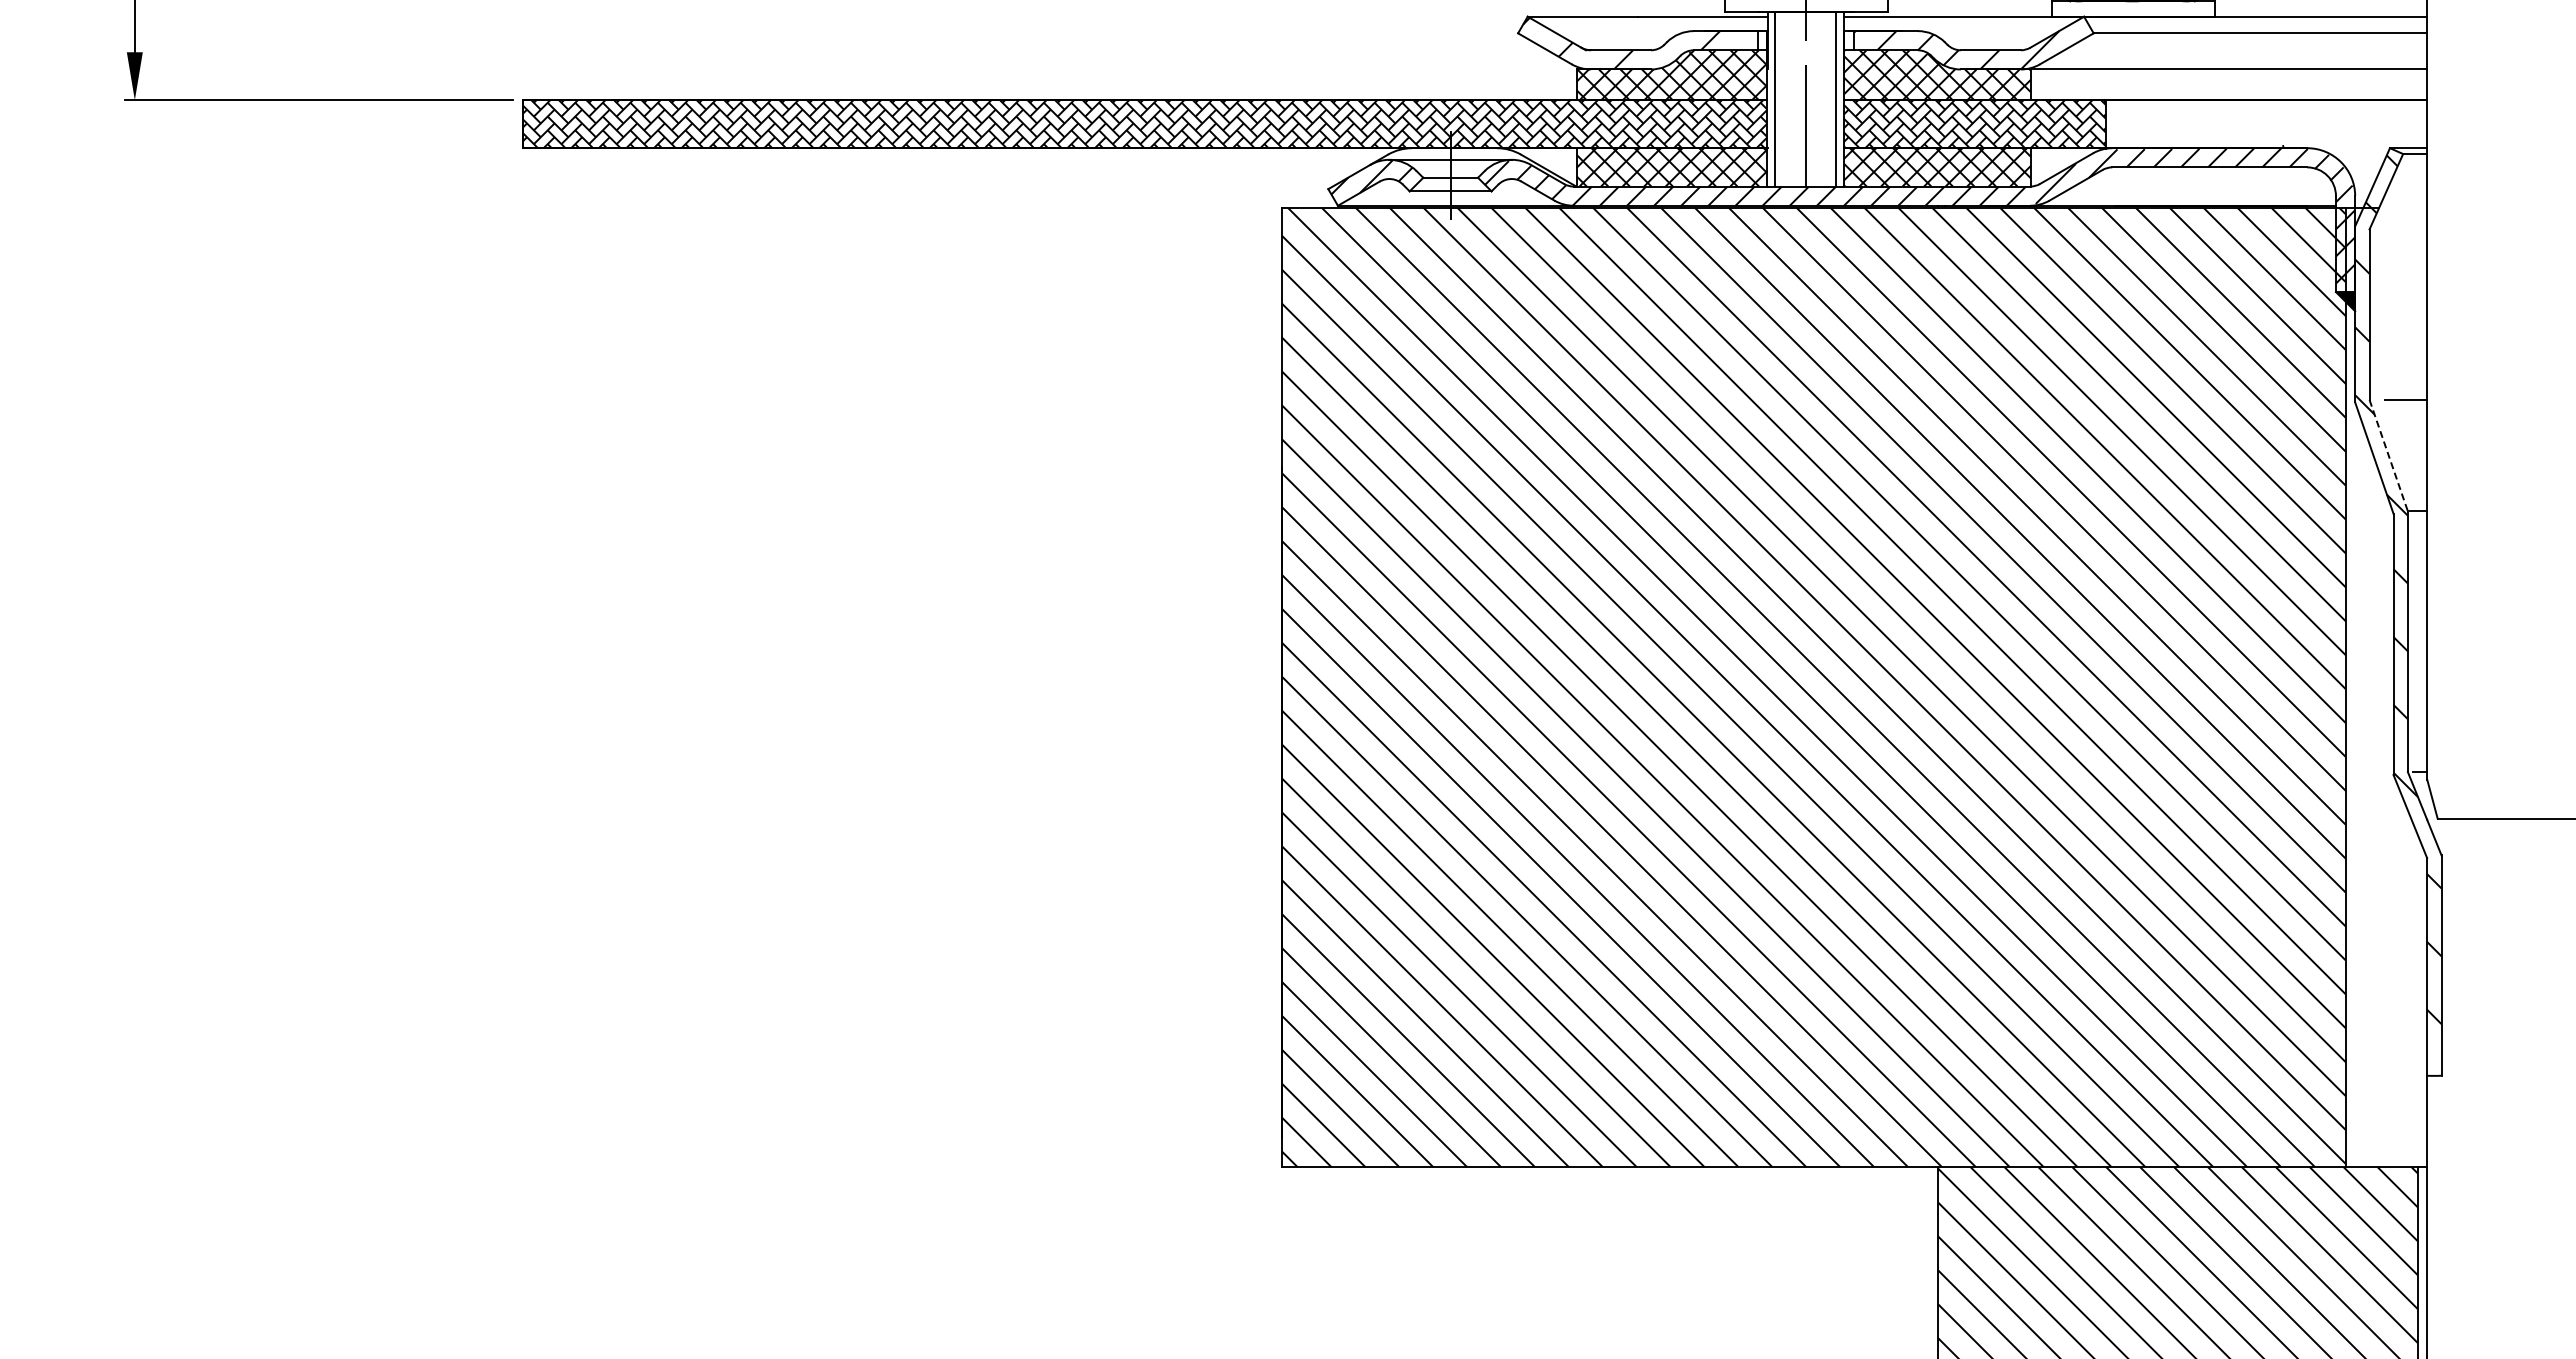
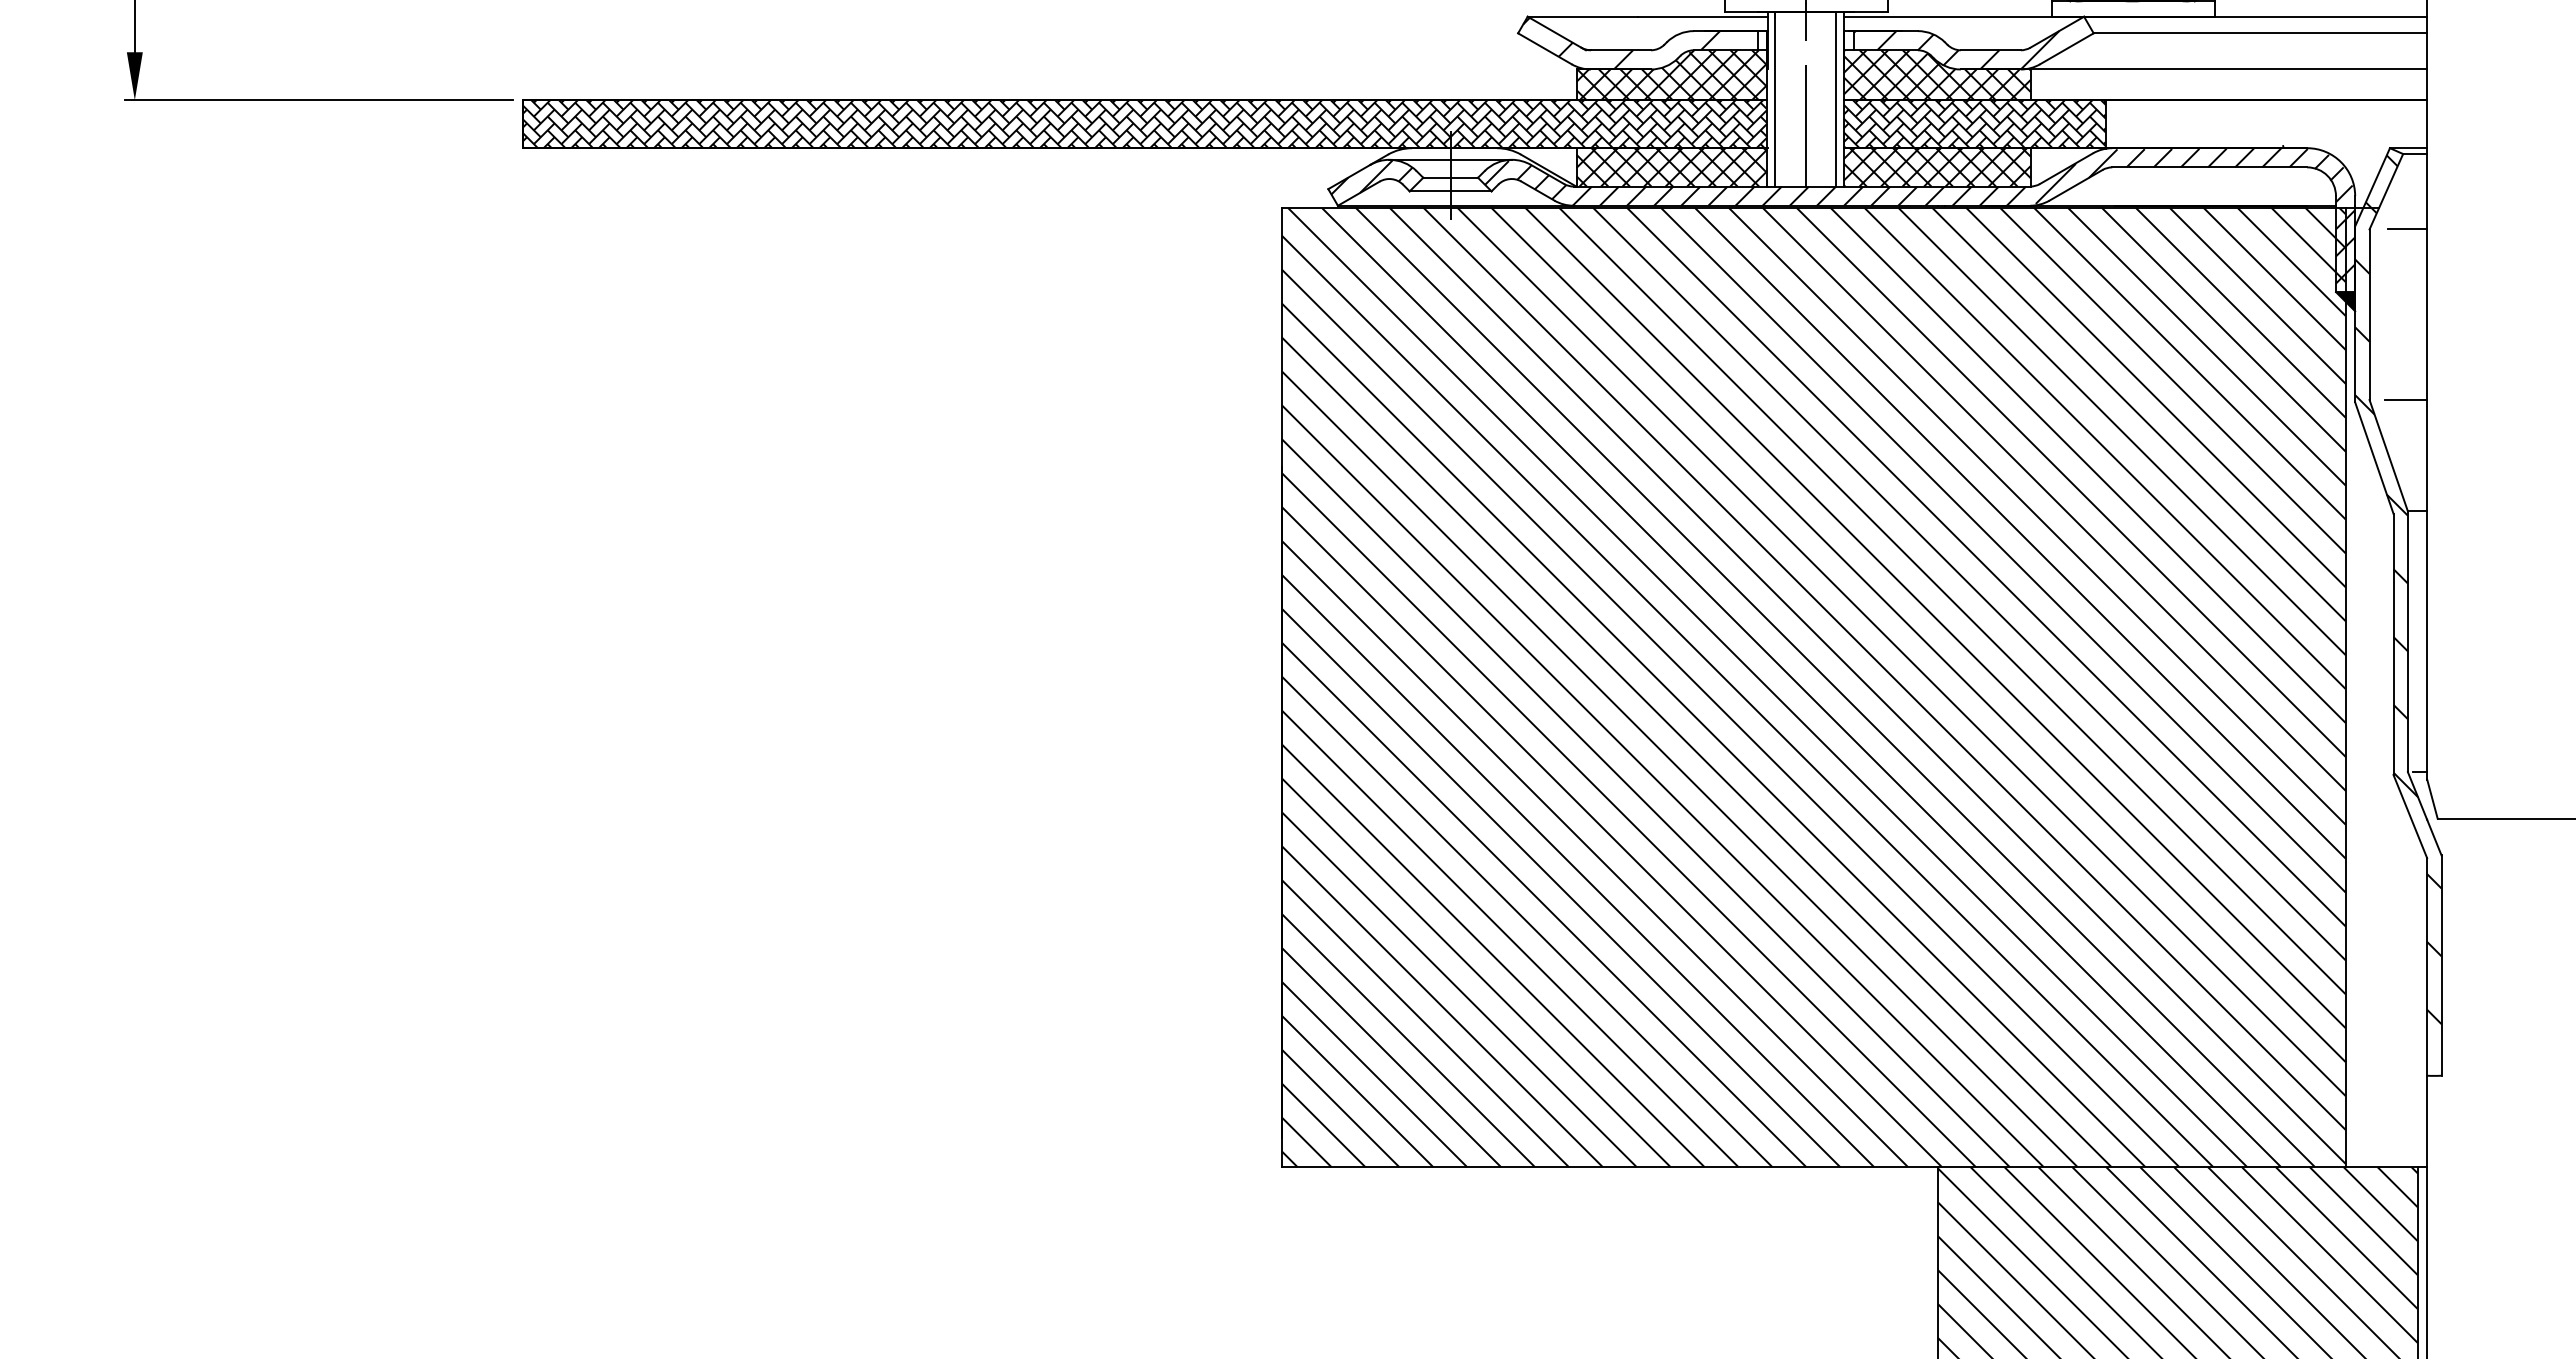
line: none -> present (2407, 229)
line: dashed -> solid (2388, 455)
